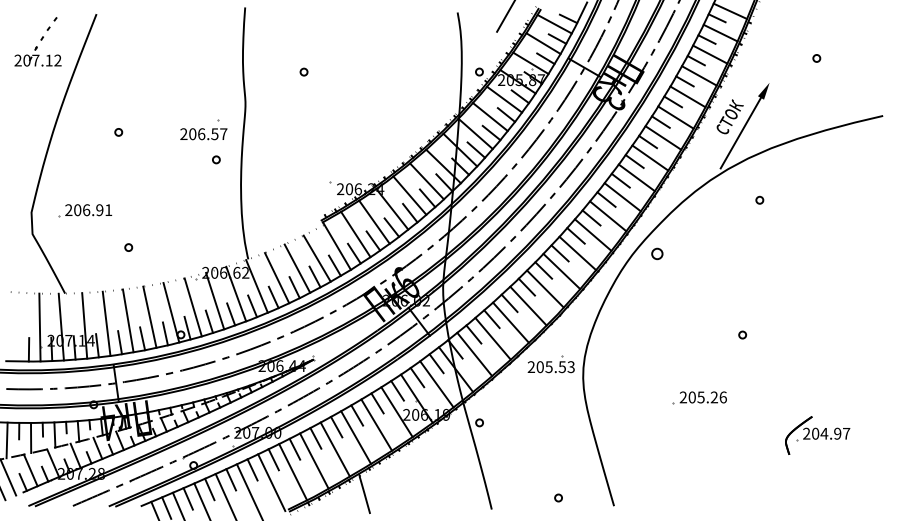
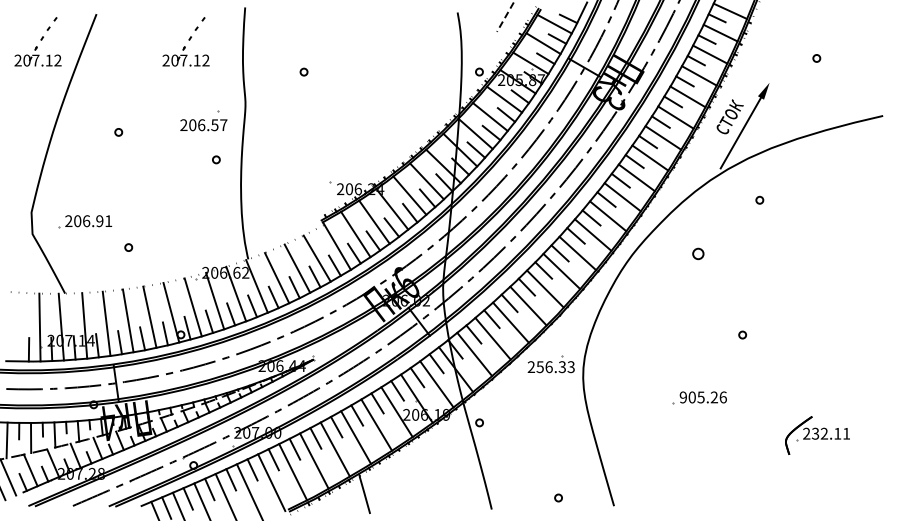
line: solid -> dashed (505, 16)
part: none -> present (185, 41)
part position: (203, 129) -> (203, 120) (203, 120)
part position: (85, 210) -> (85, 221) (85, 221)
circle position: (657, 253) -> (698, 253) (698, 253)
text: 205.53 -> 256.33 (550, 367)
text: 205.26 -> 905.26 (682, 397)
text: 204.97 -> 232.11 (830, 433)
